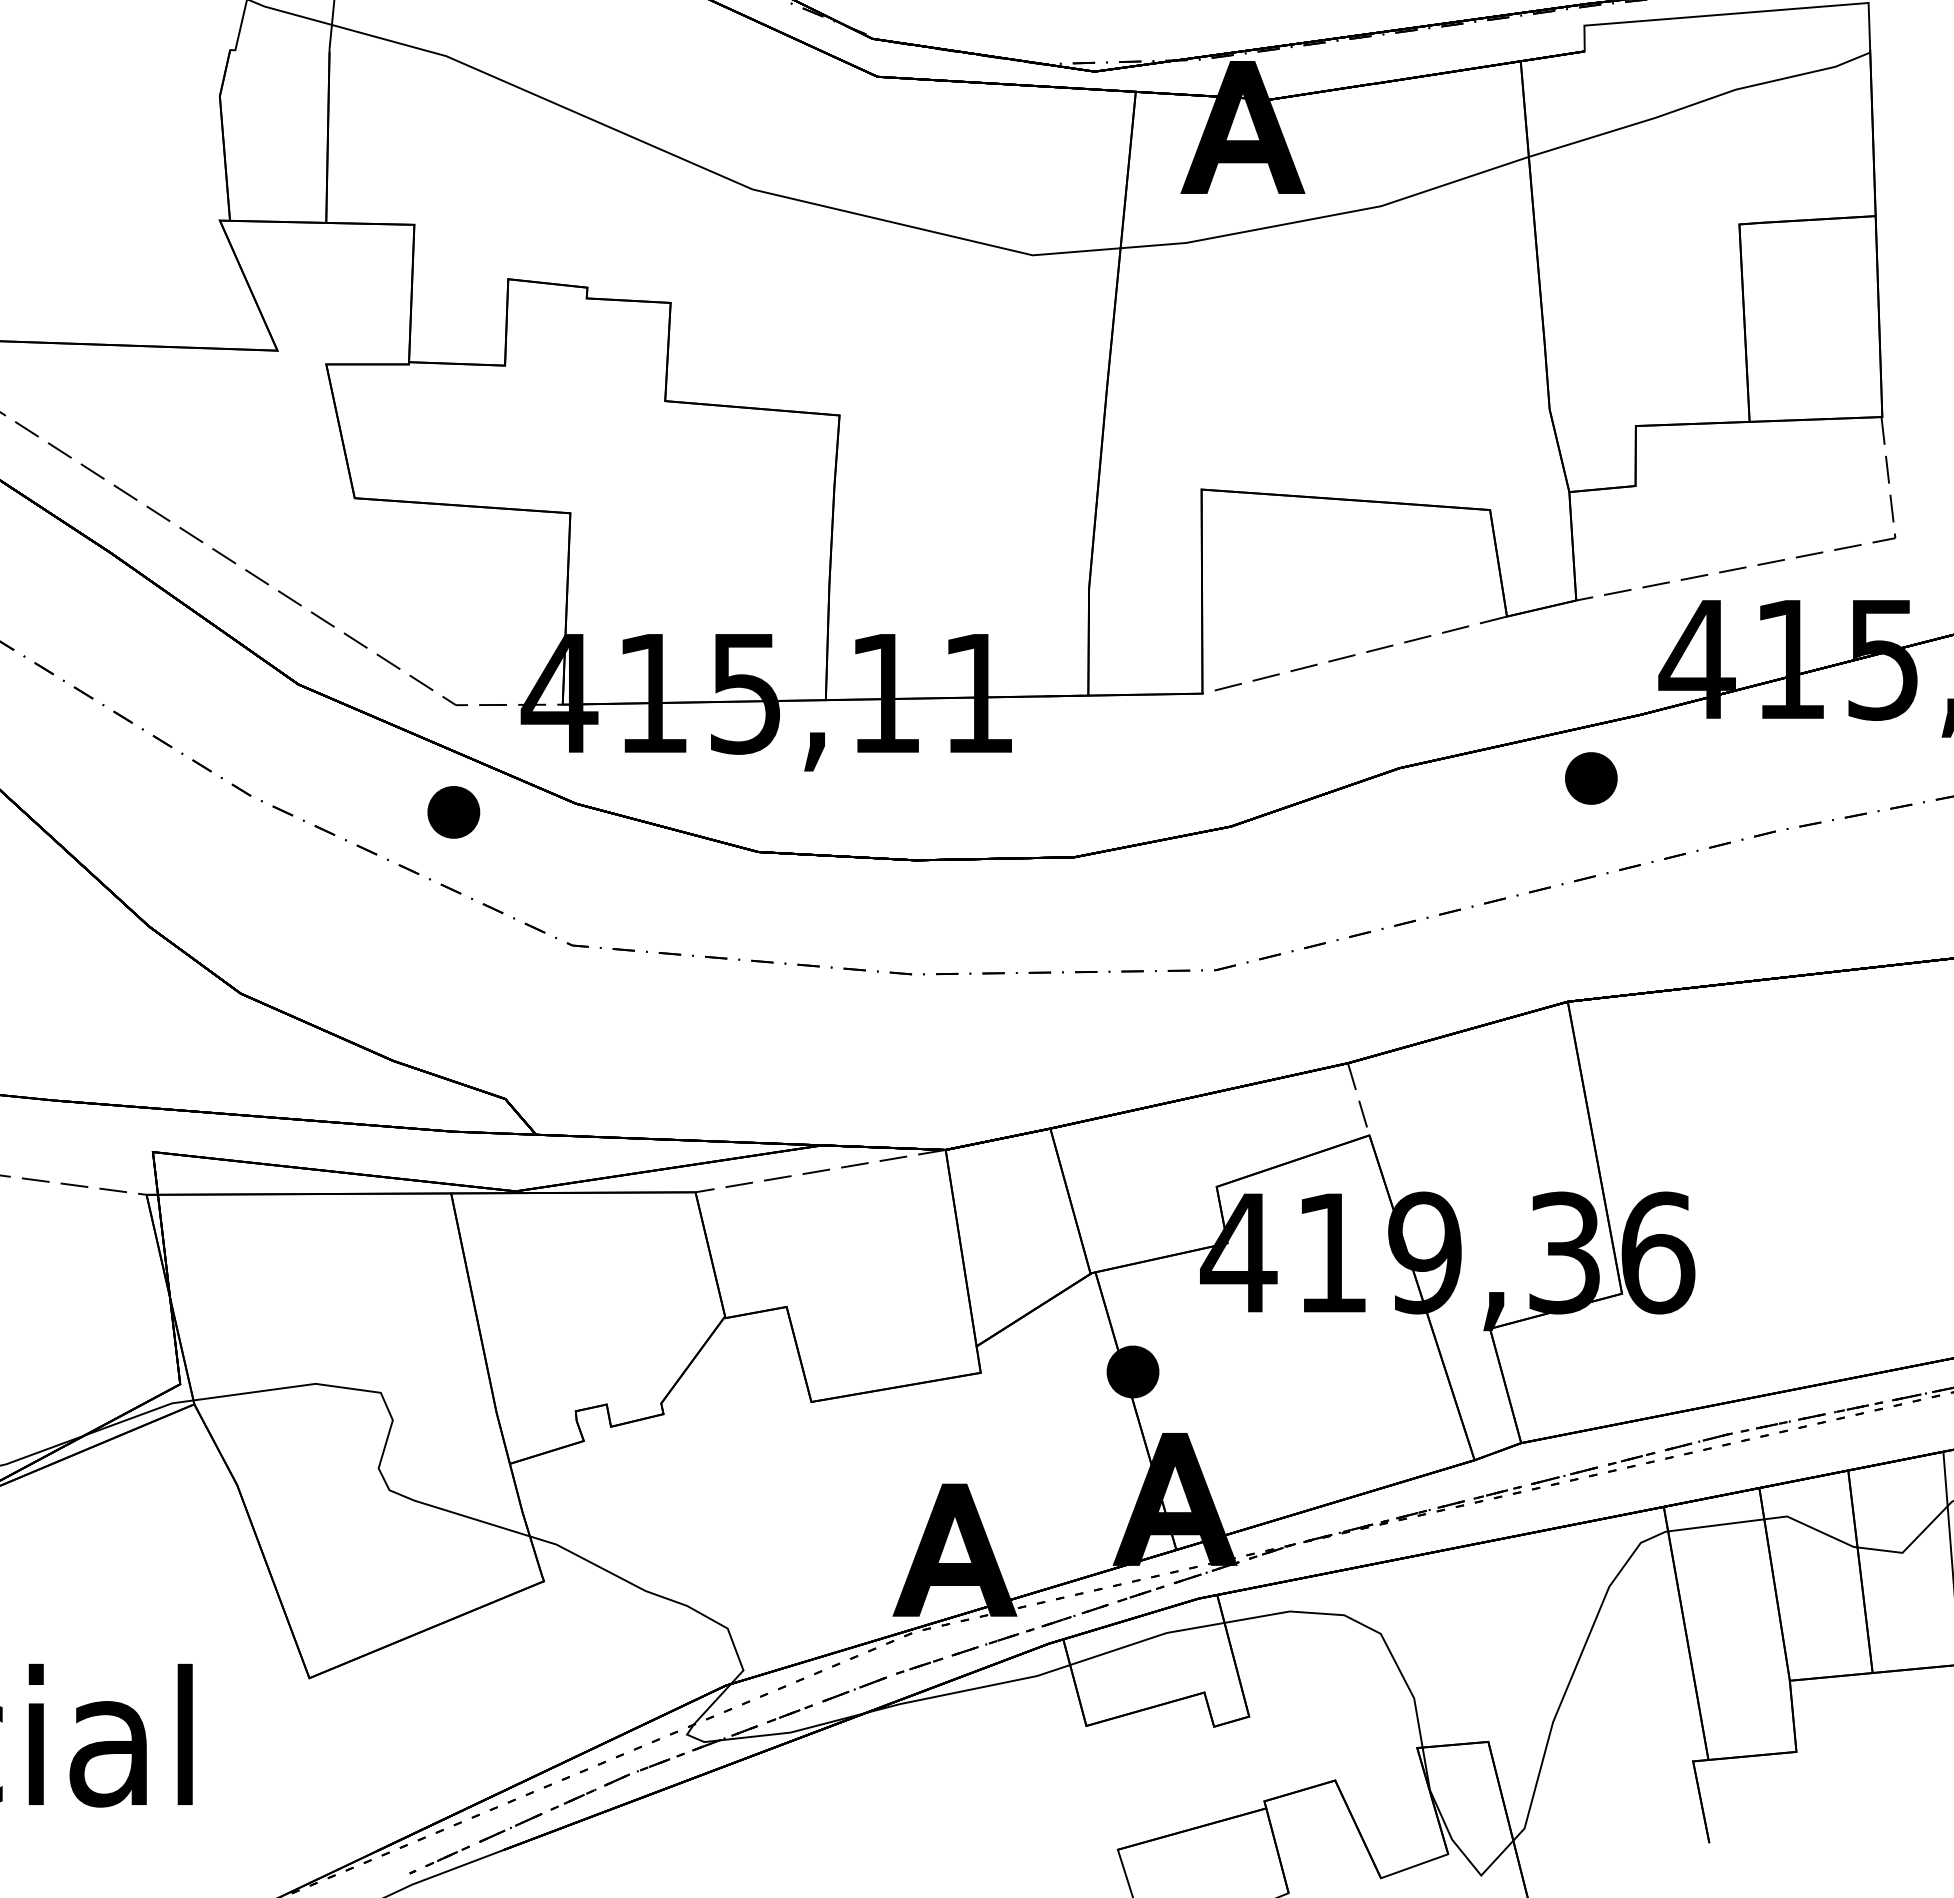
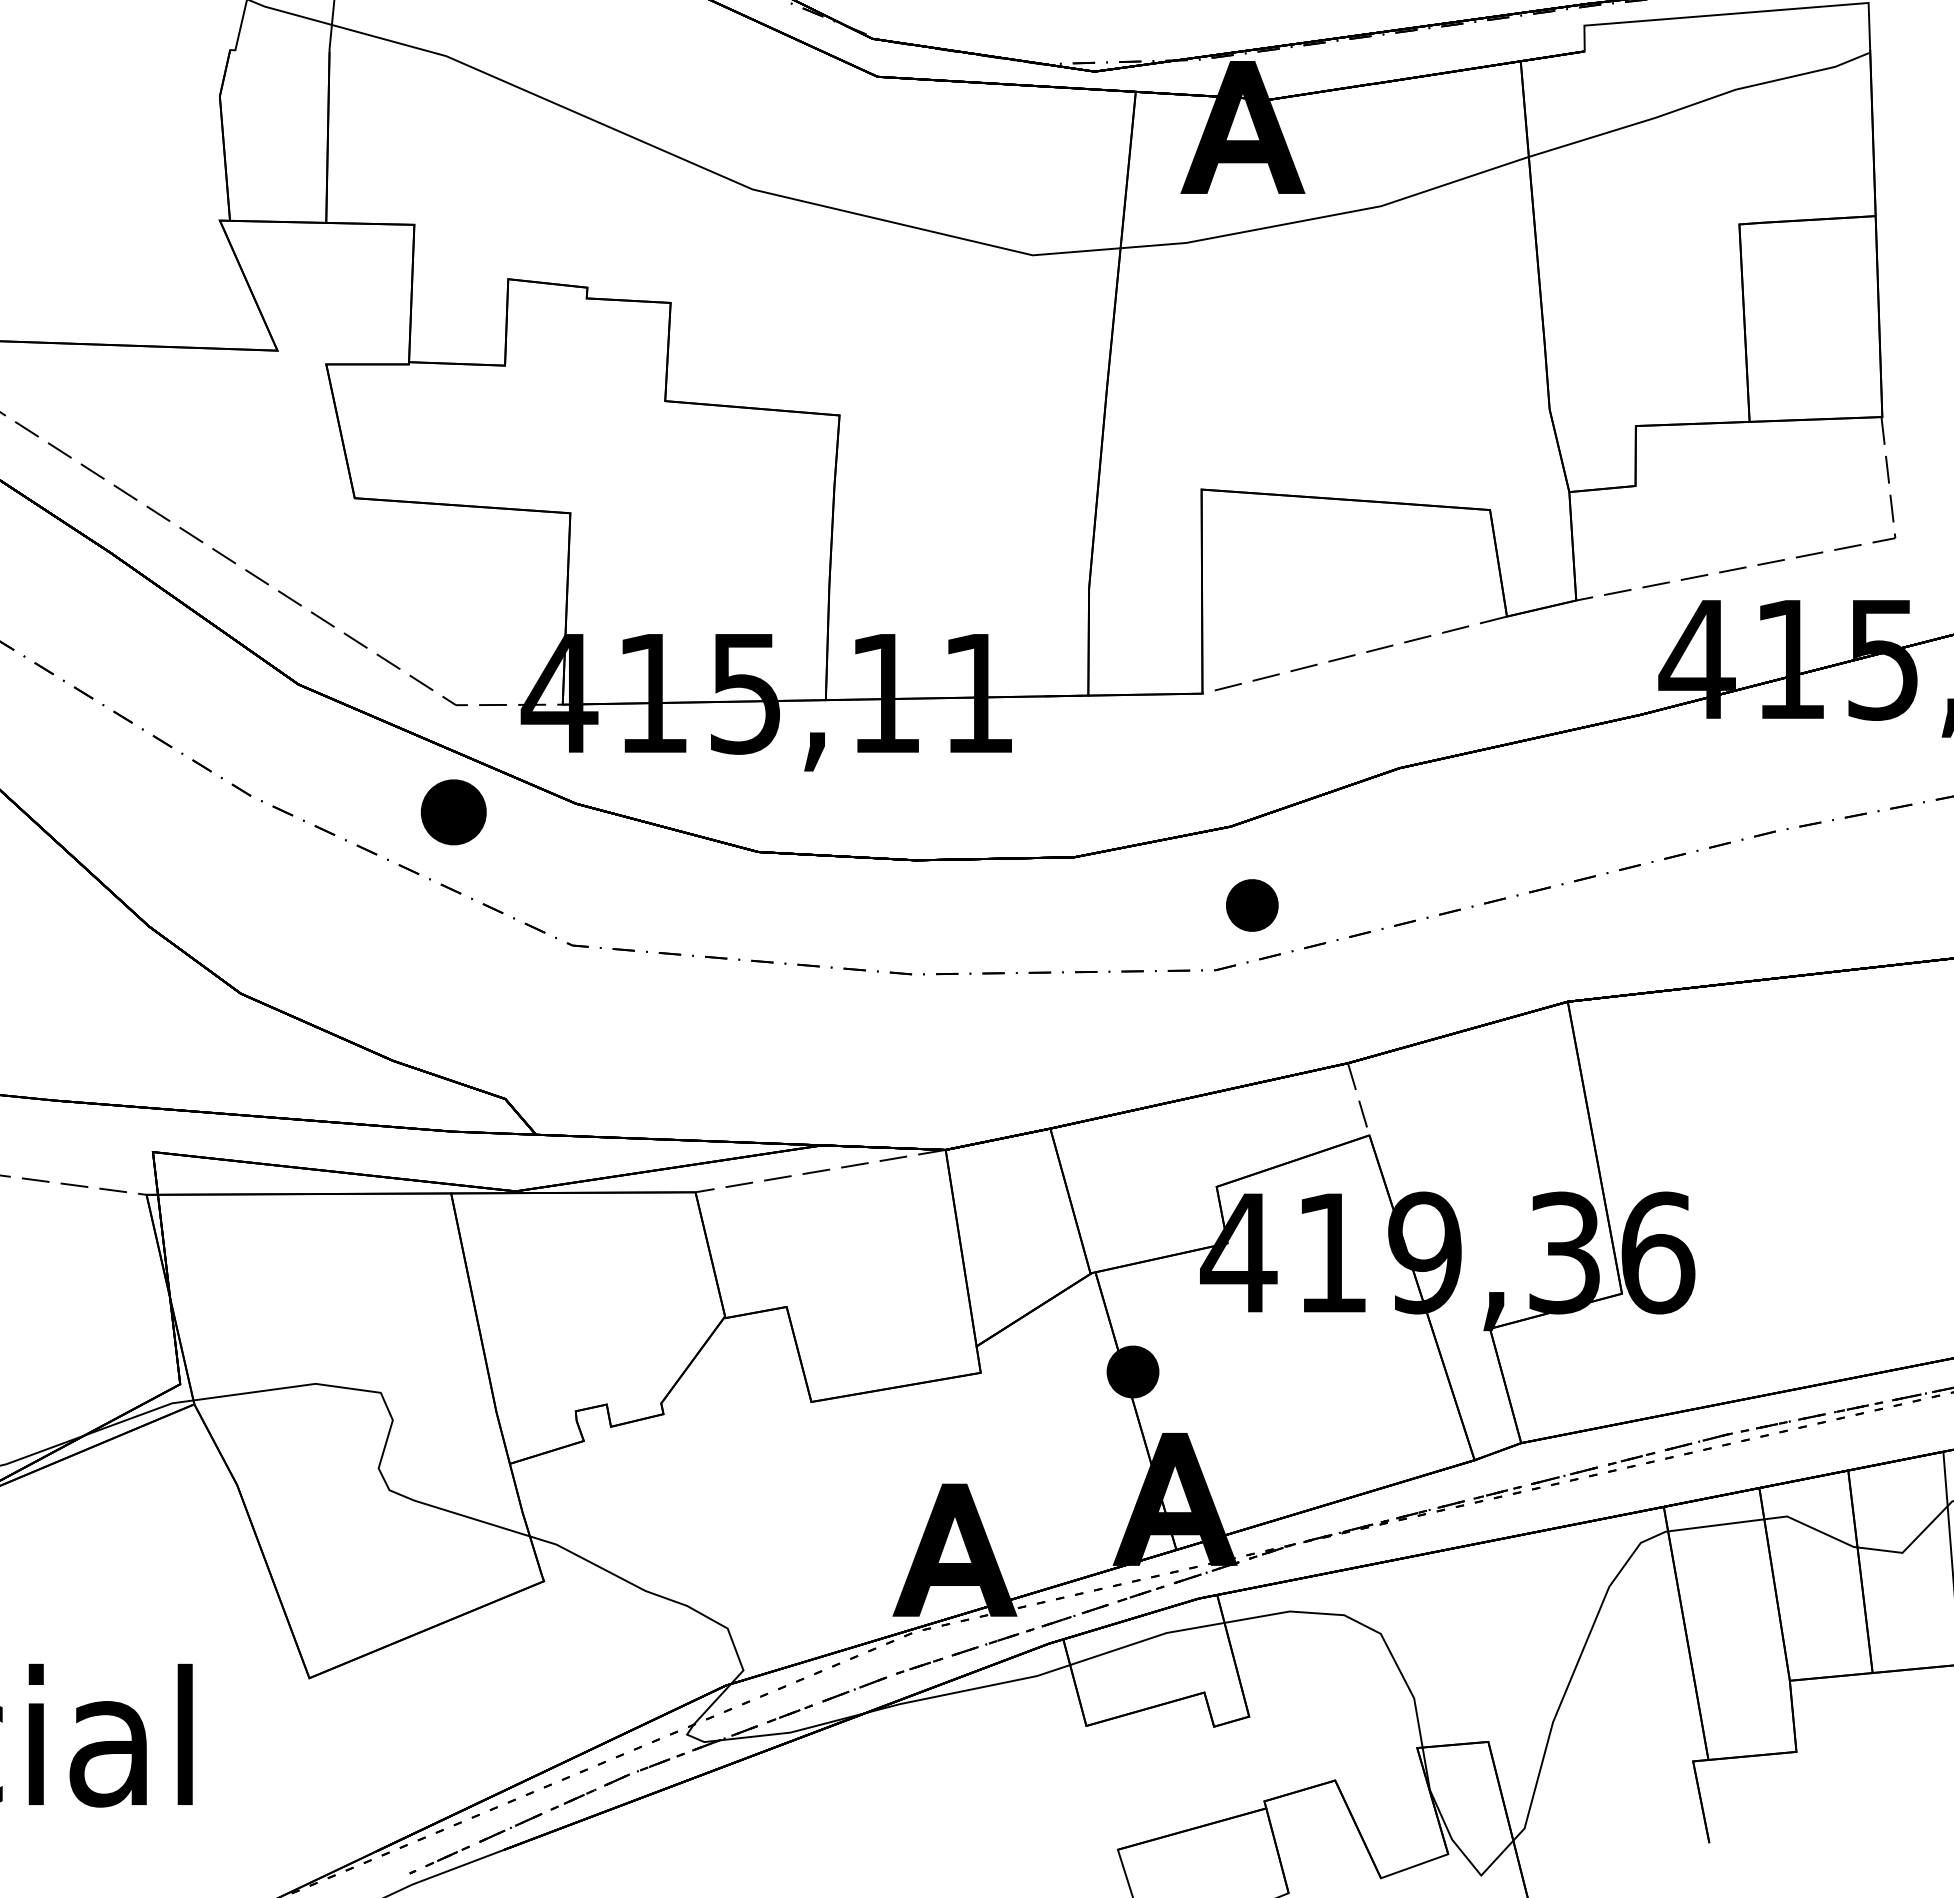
part position: (1591, 778) -> (1252, 905) (1252, 905)
part size: 54x53 px -> 67x67 px (453, 812)
